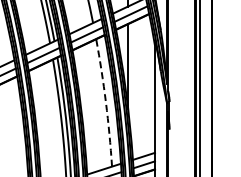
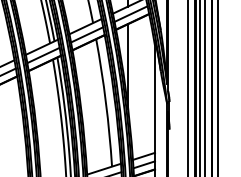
line: none -> present (188, 87)
line: none -> present (205, 87)
line: none -> present (218, 87)
arc: dashed -> solid (105, 102)
